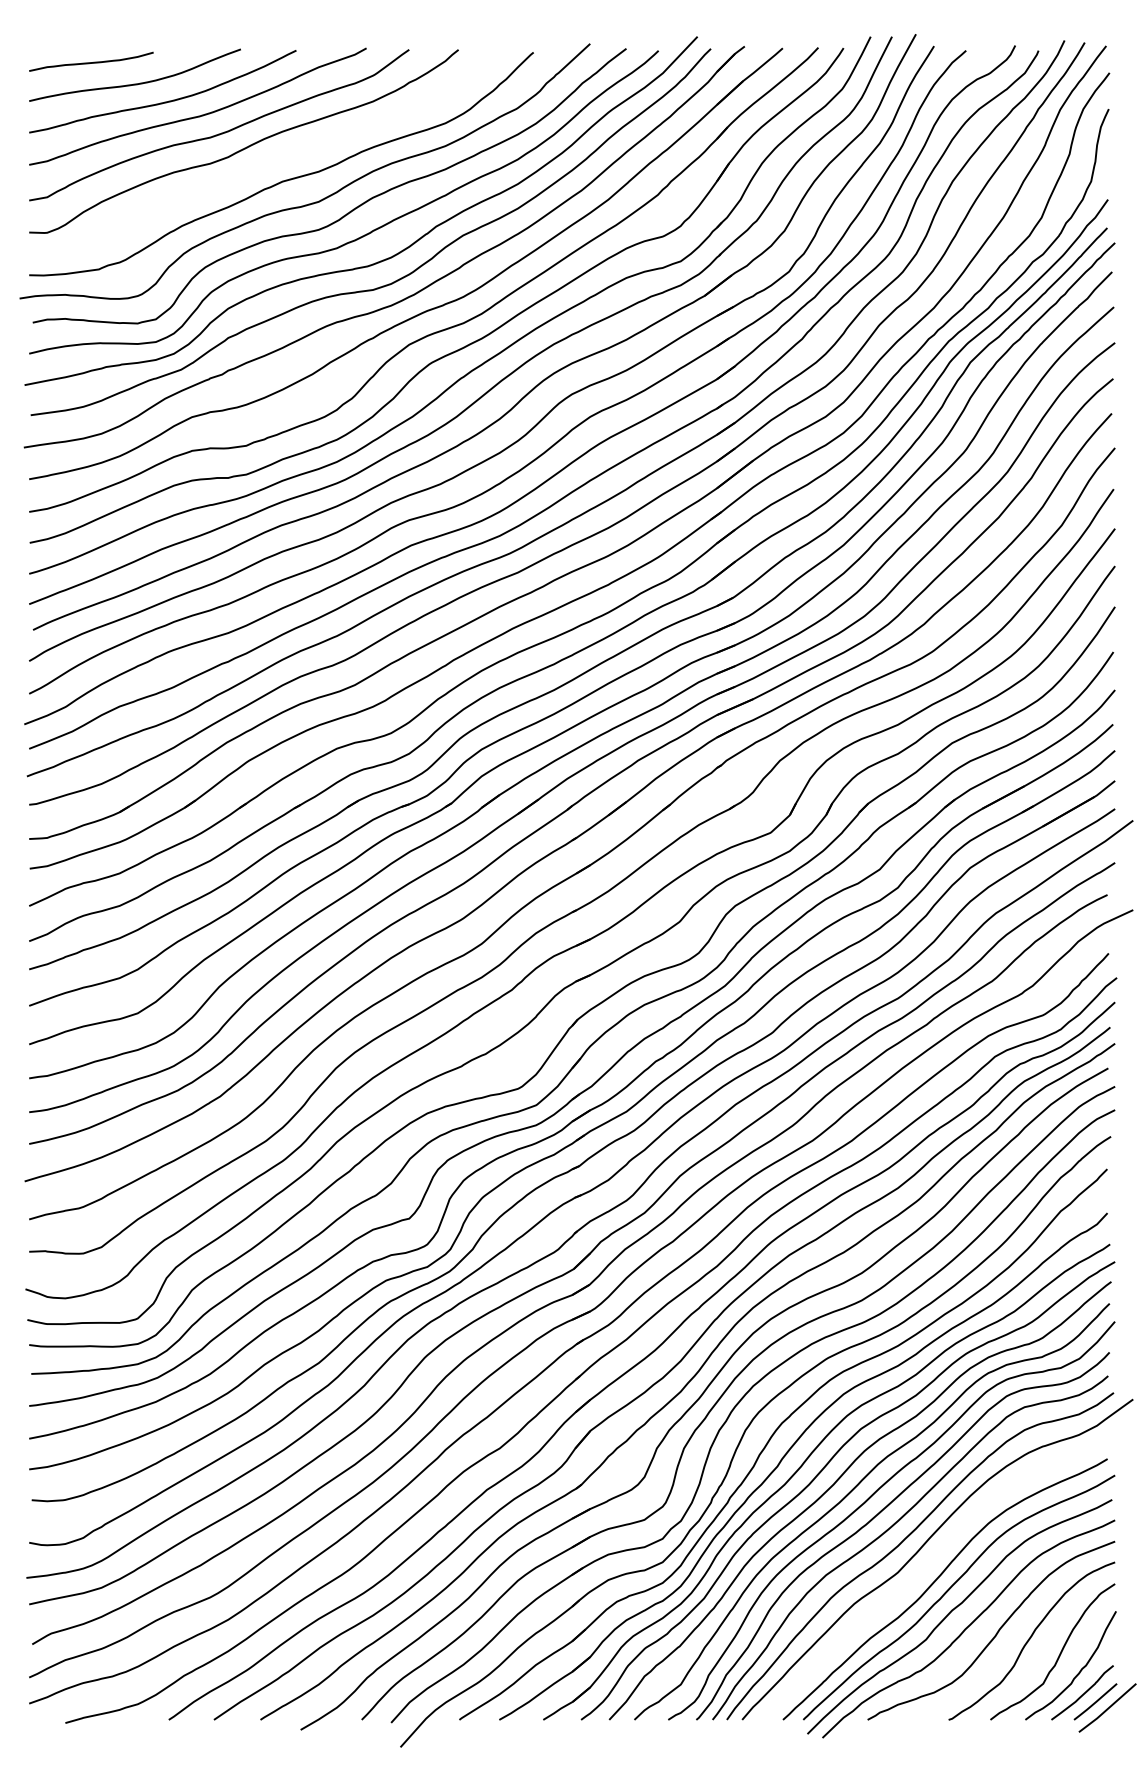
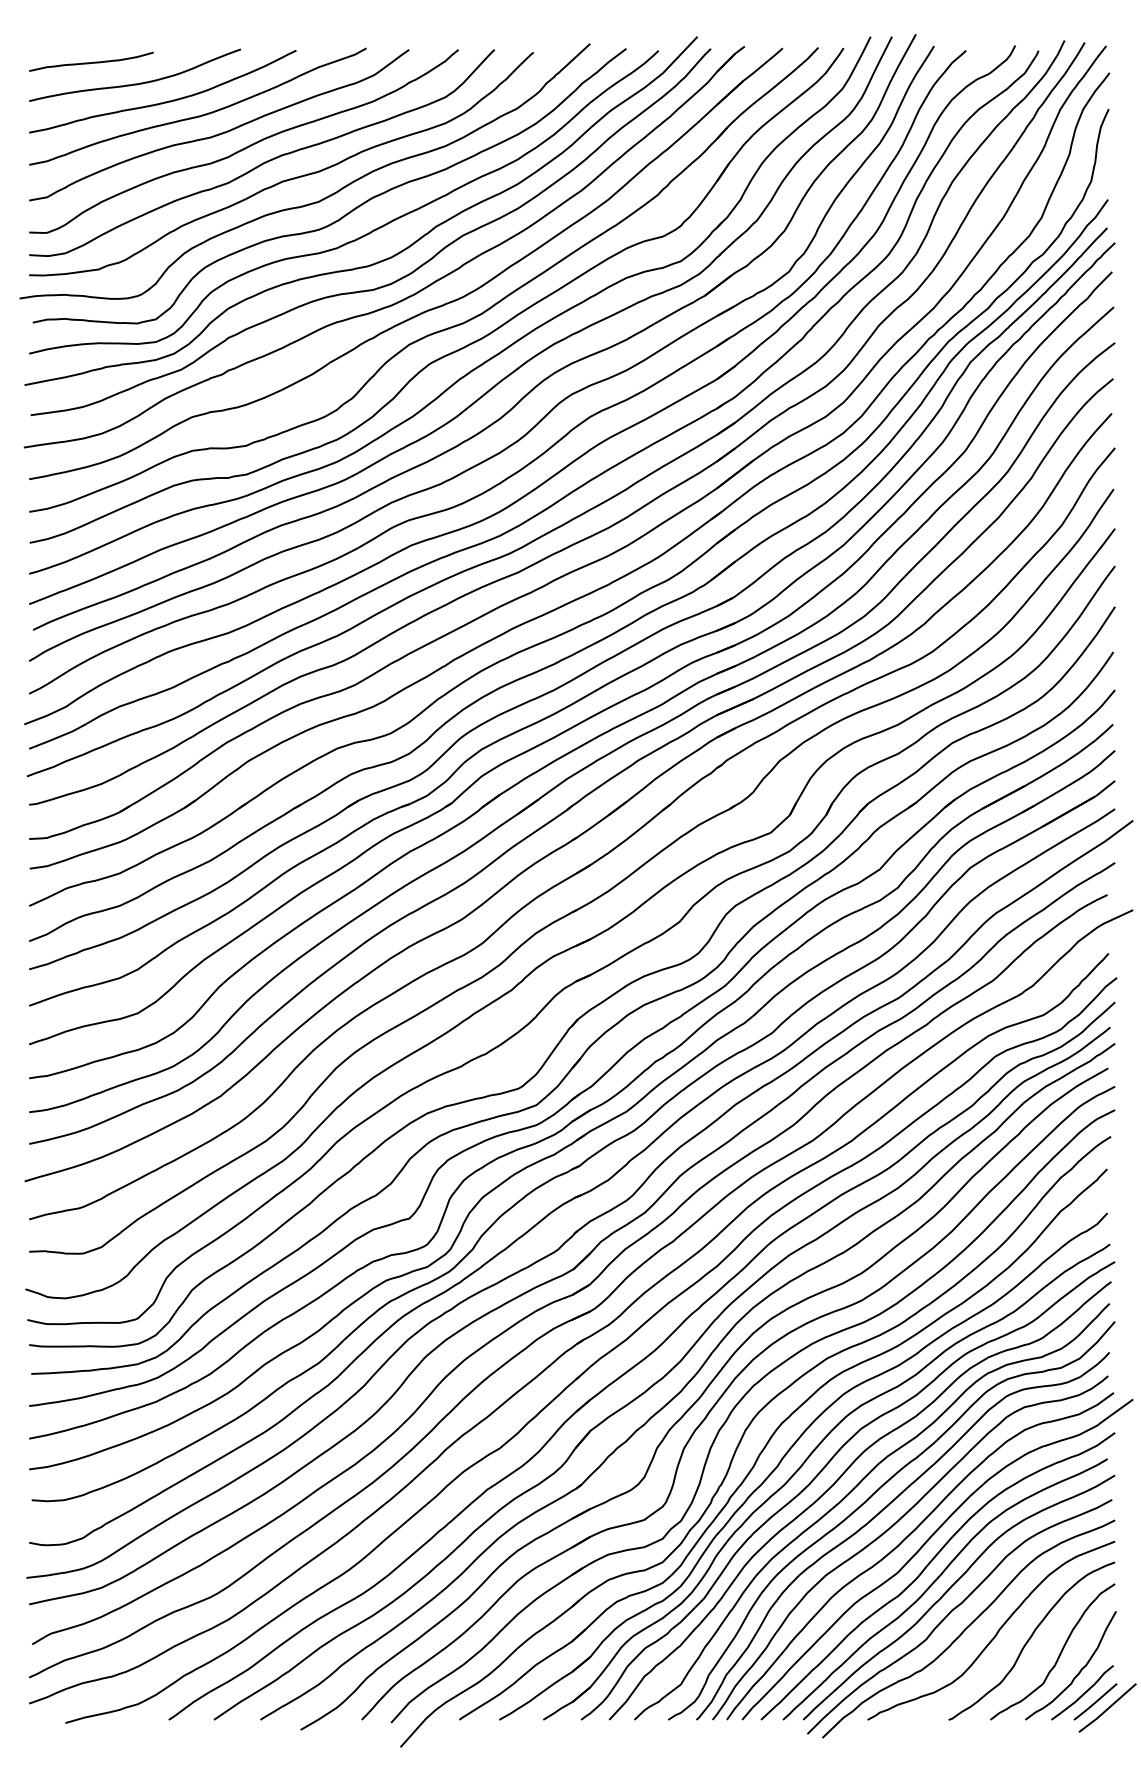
curve: none -> present (264, 161)
curve: none -> present (927, 1567)
